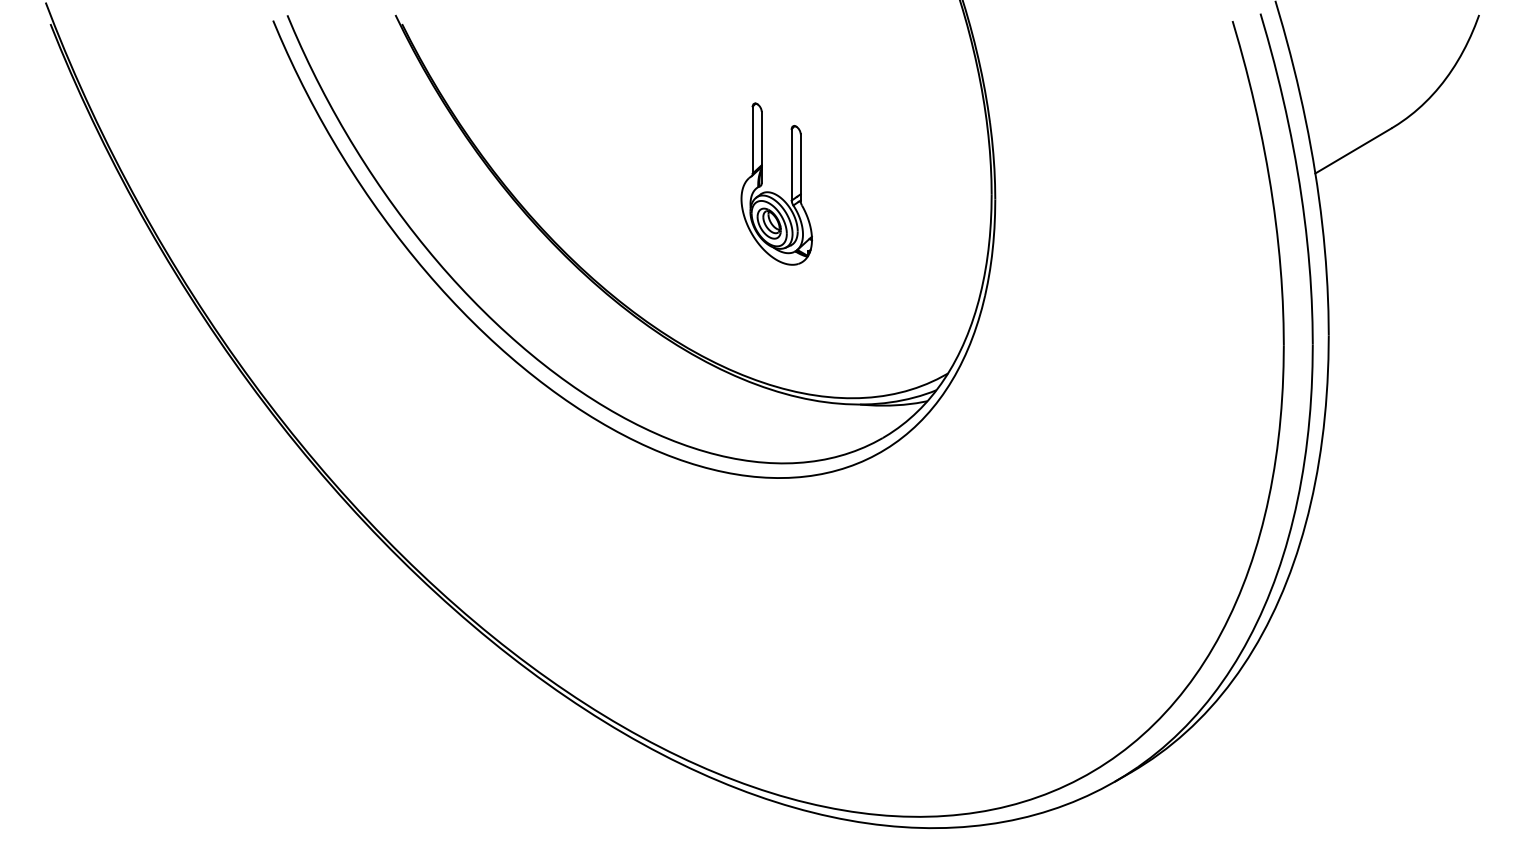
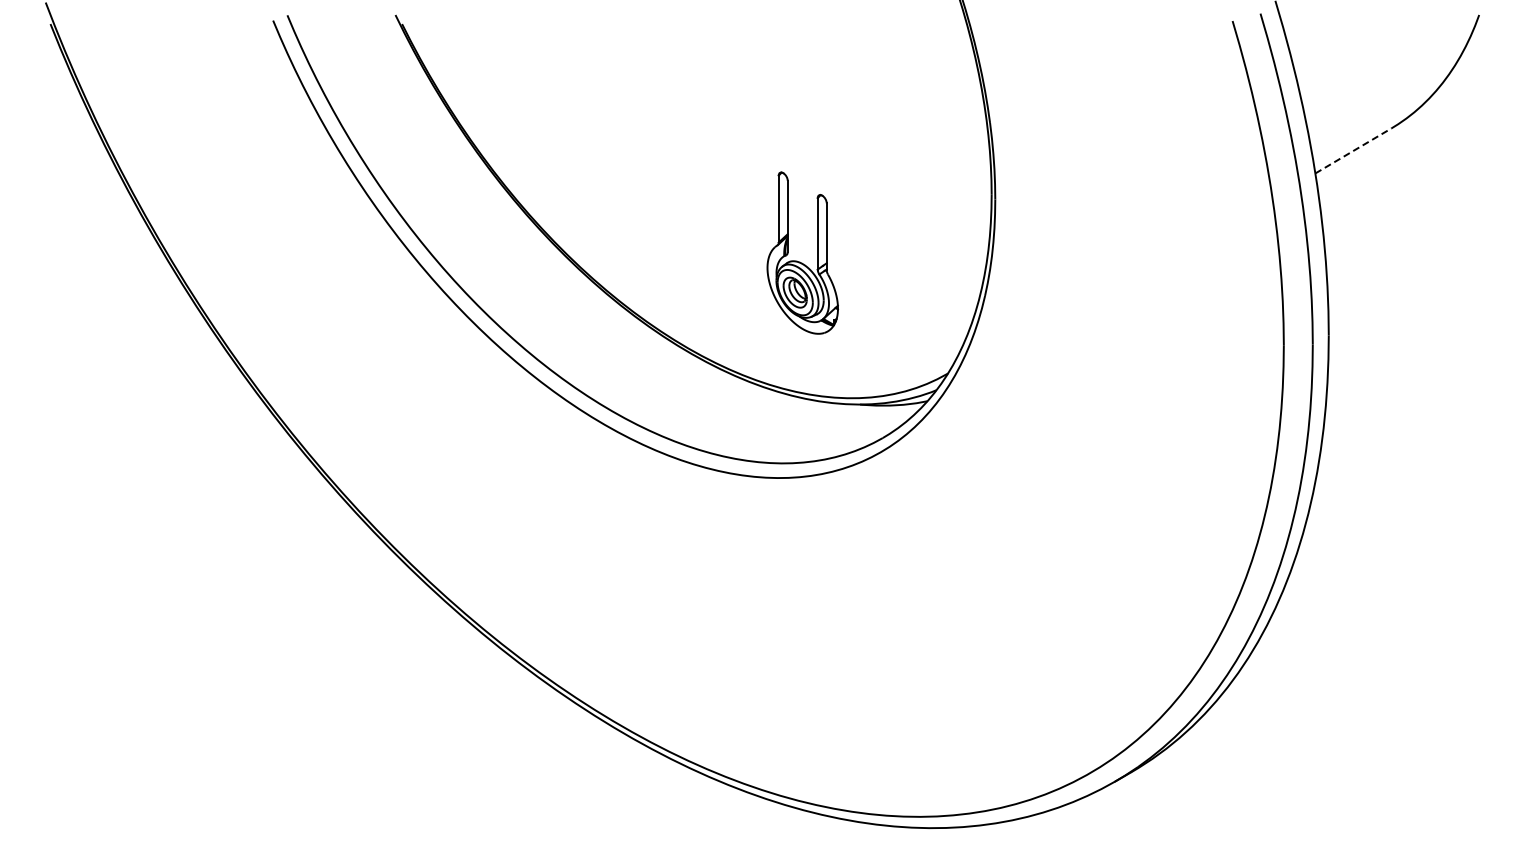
line: solid -> dashed (1353, 150)
part position: (774, 192) -> (800, 261) (800, 261)
